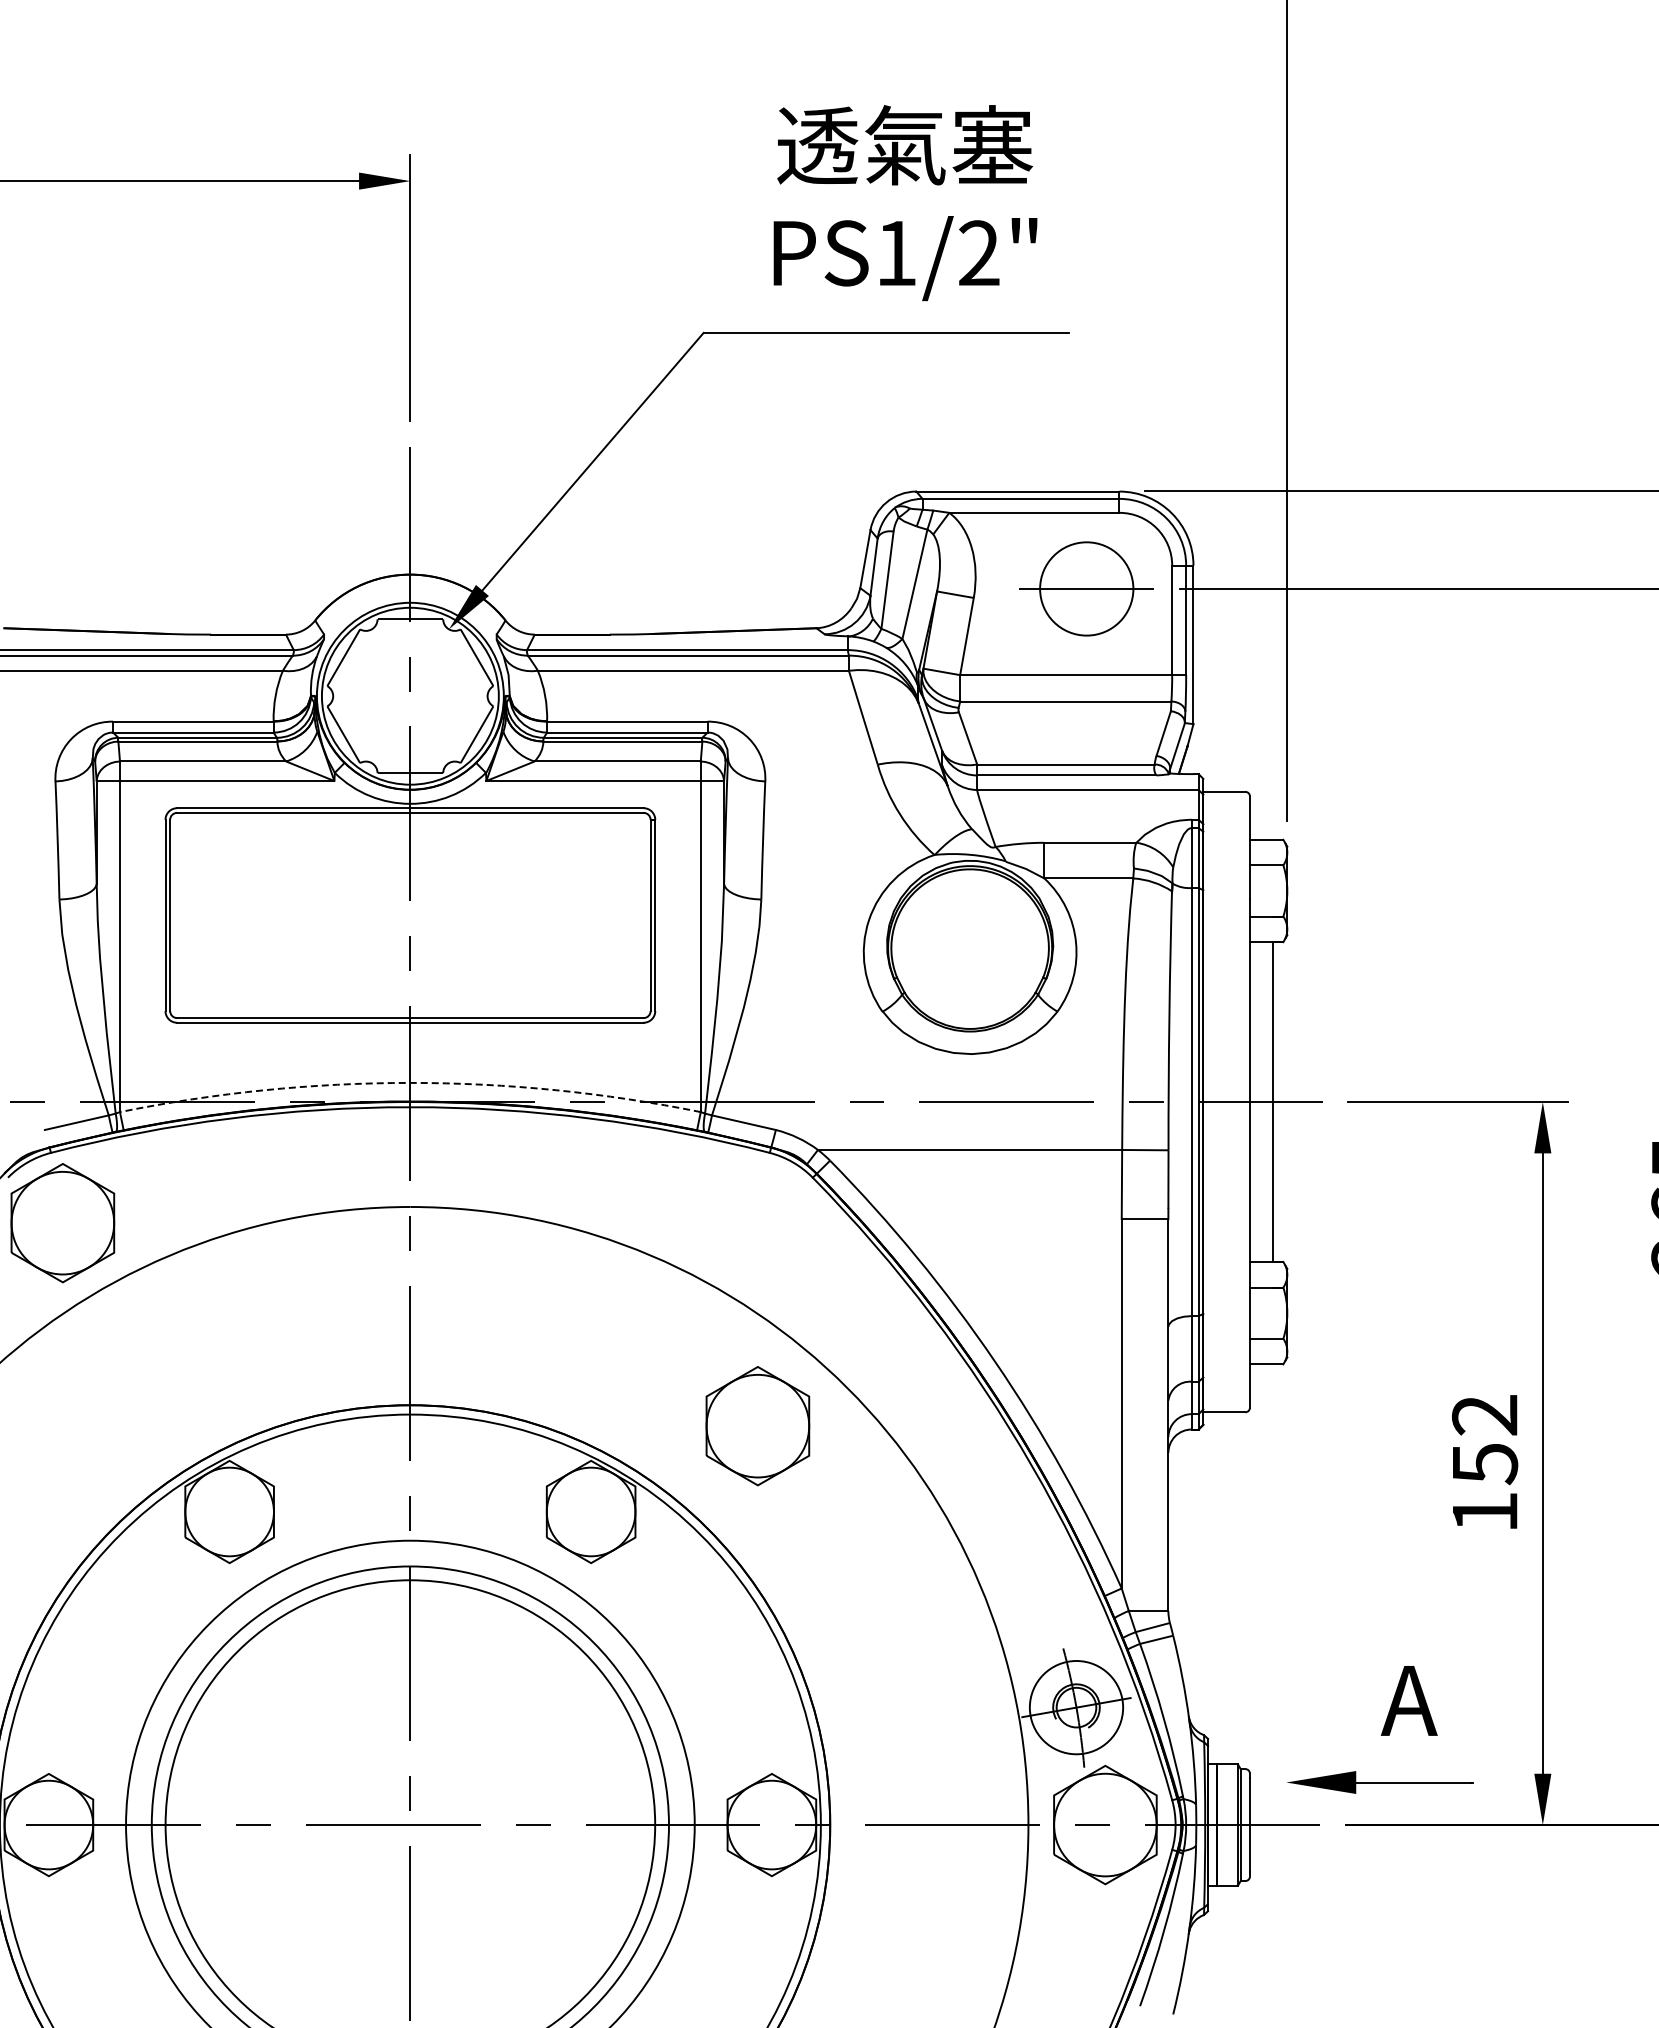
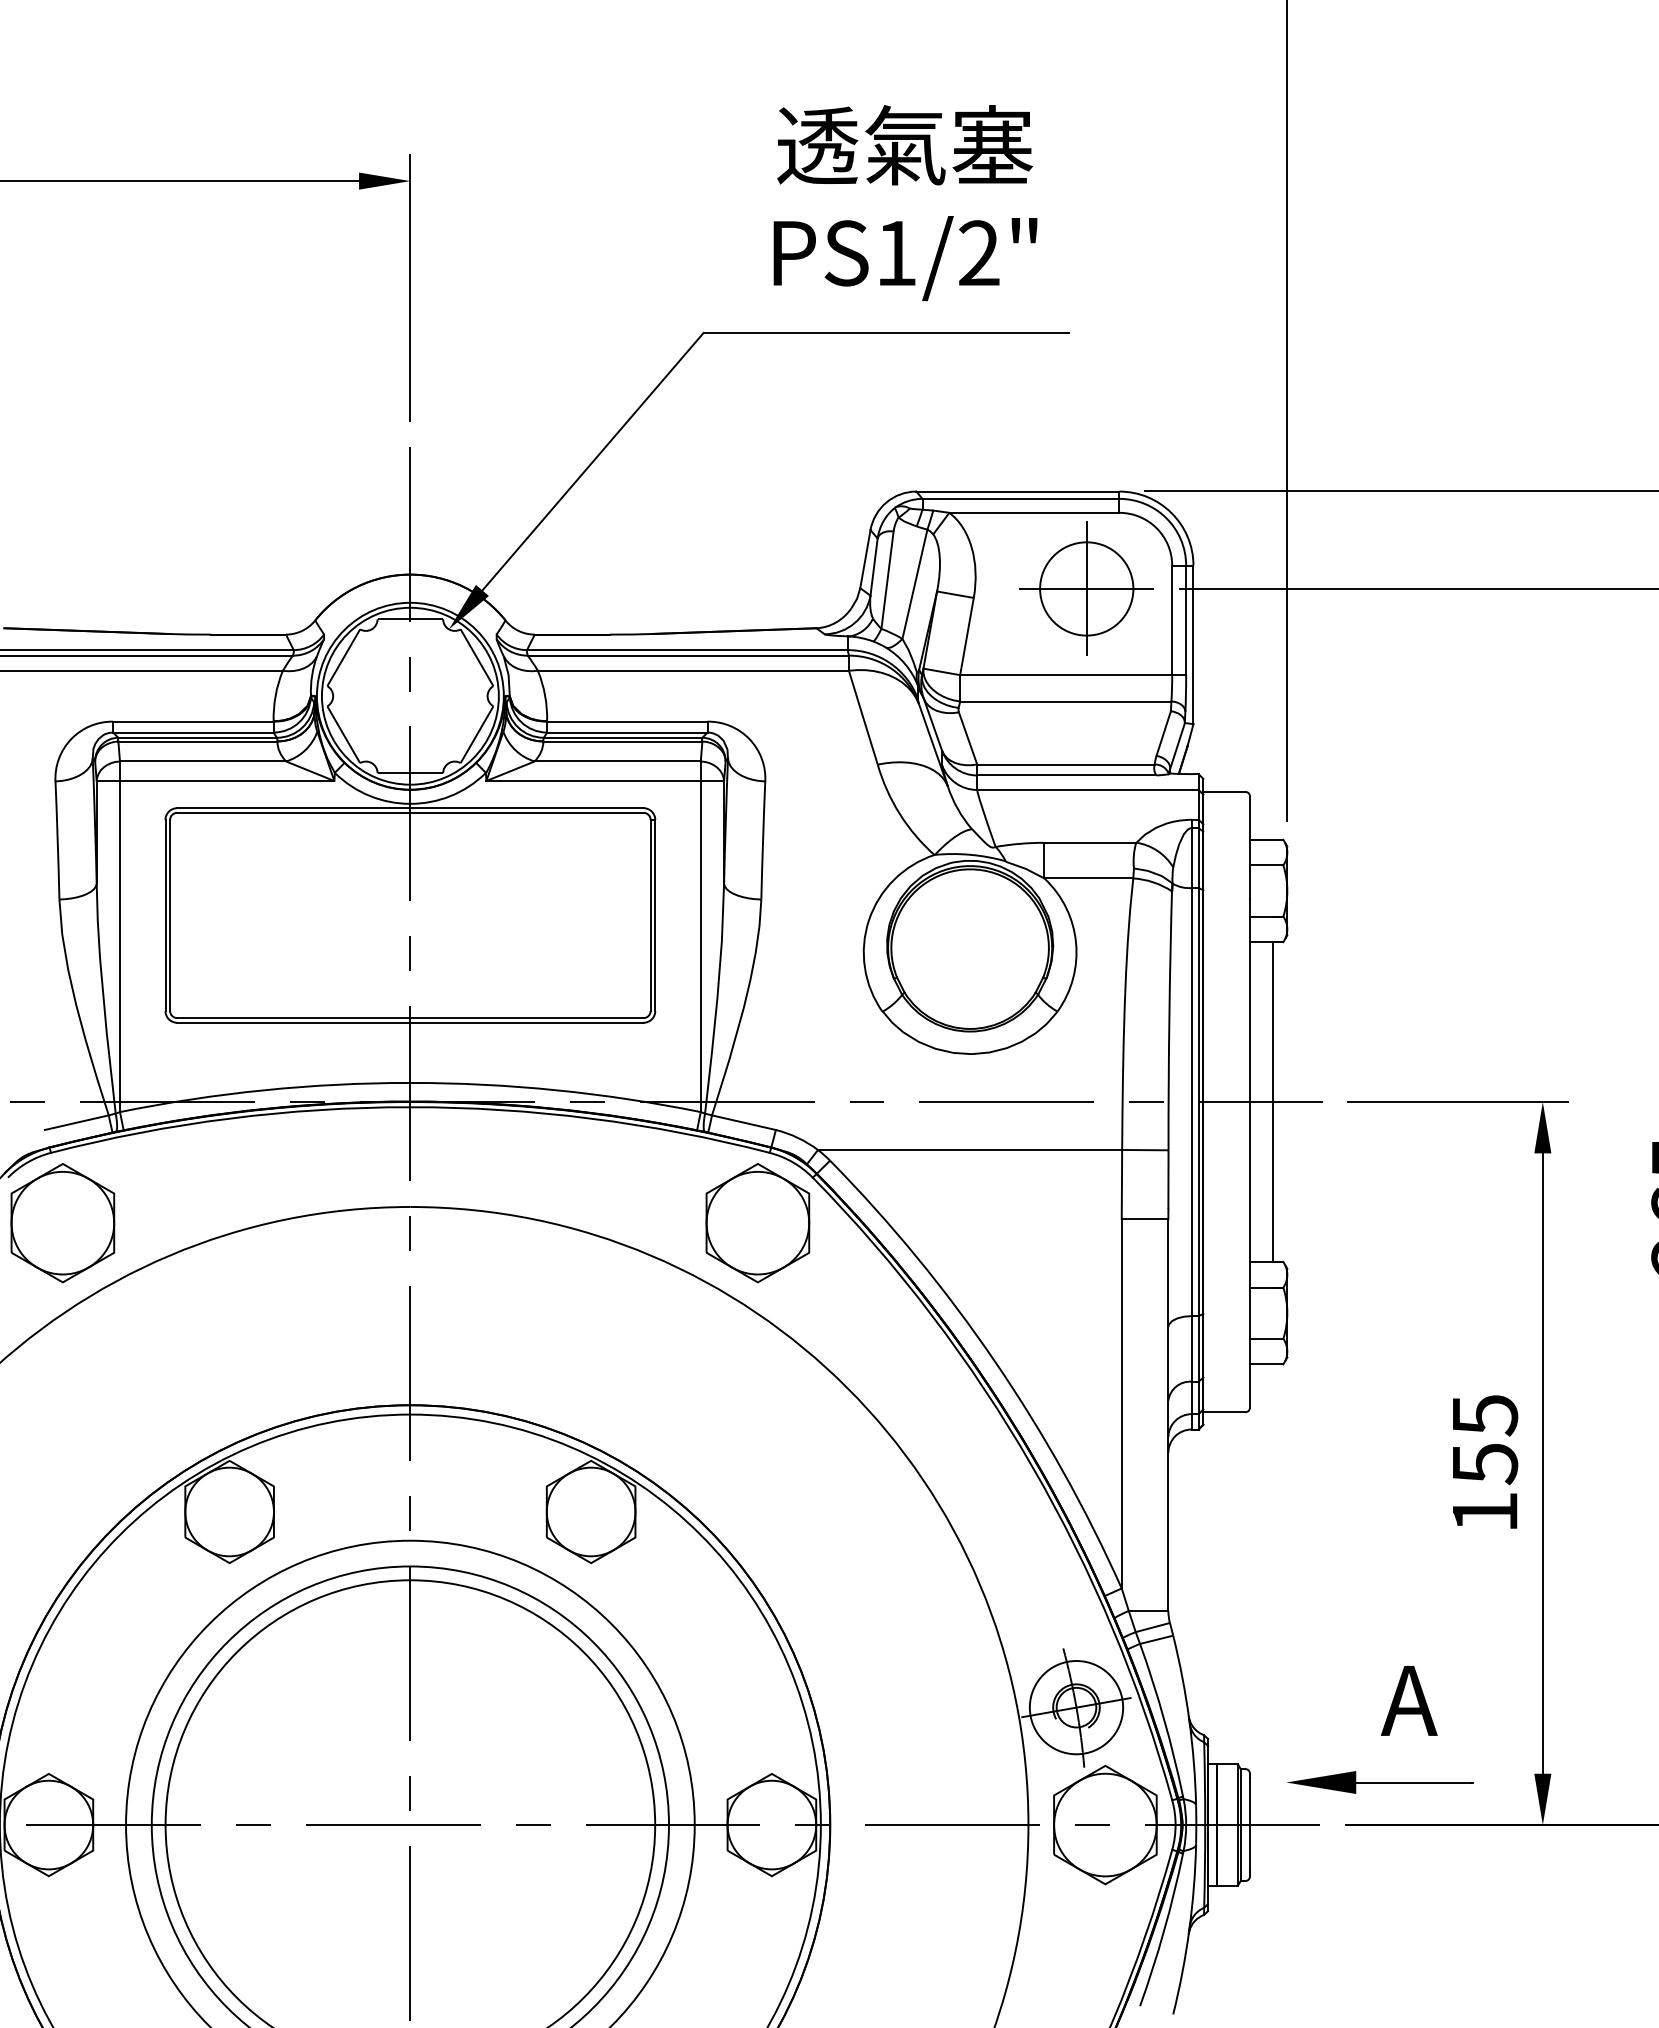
line: none -> present (1086, 588)
arc: dashed -> solid (410, 1082)
text: 152 -> 155 (1484, 1415)
part position: (757, 1426) -> (757, 1223) (757, 1223)
